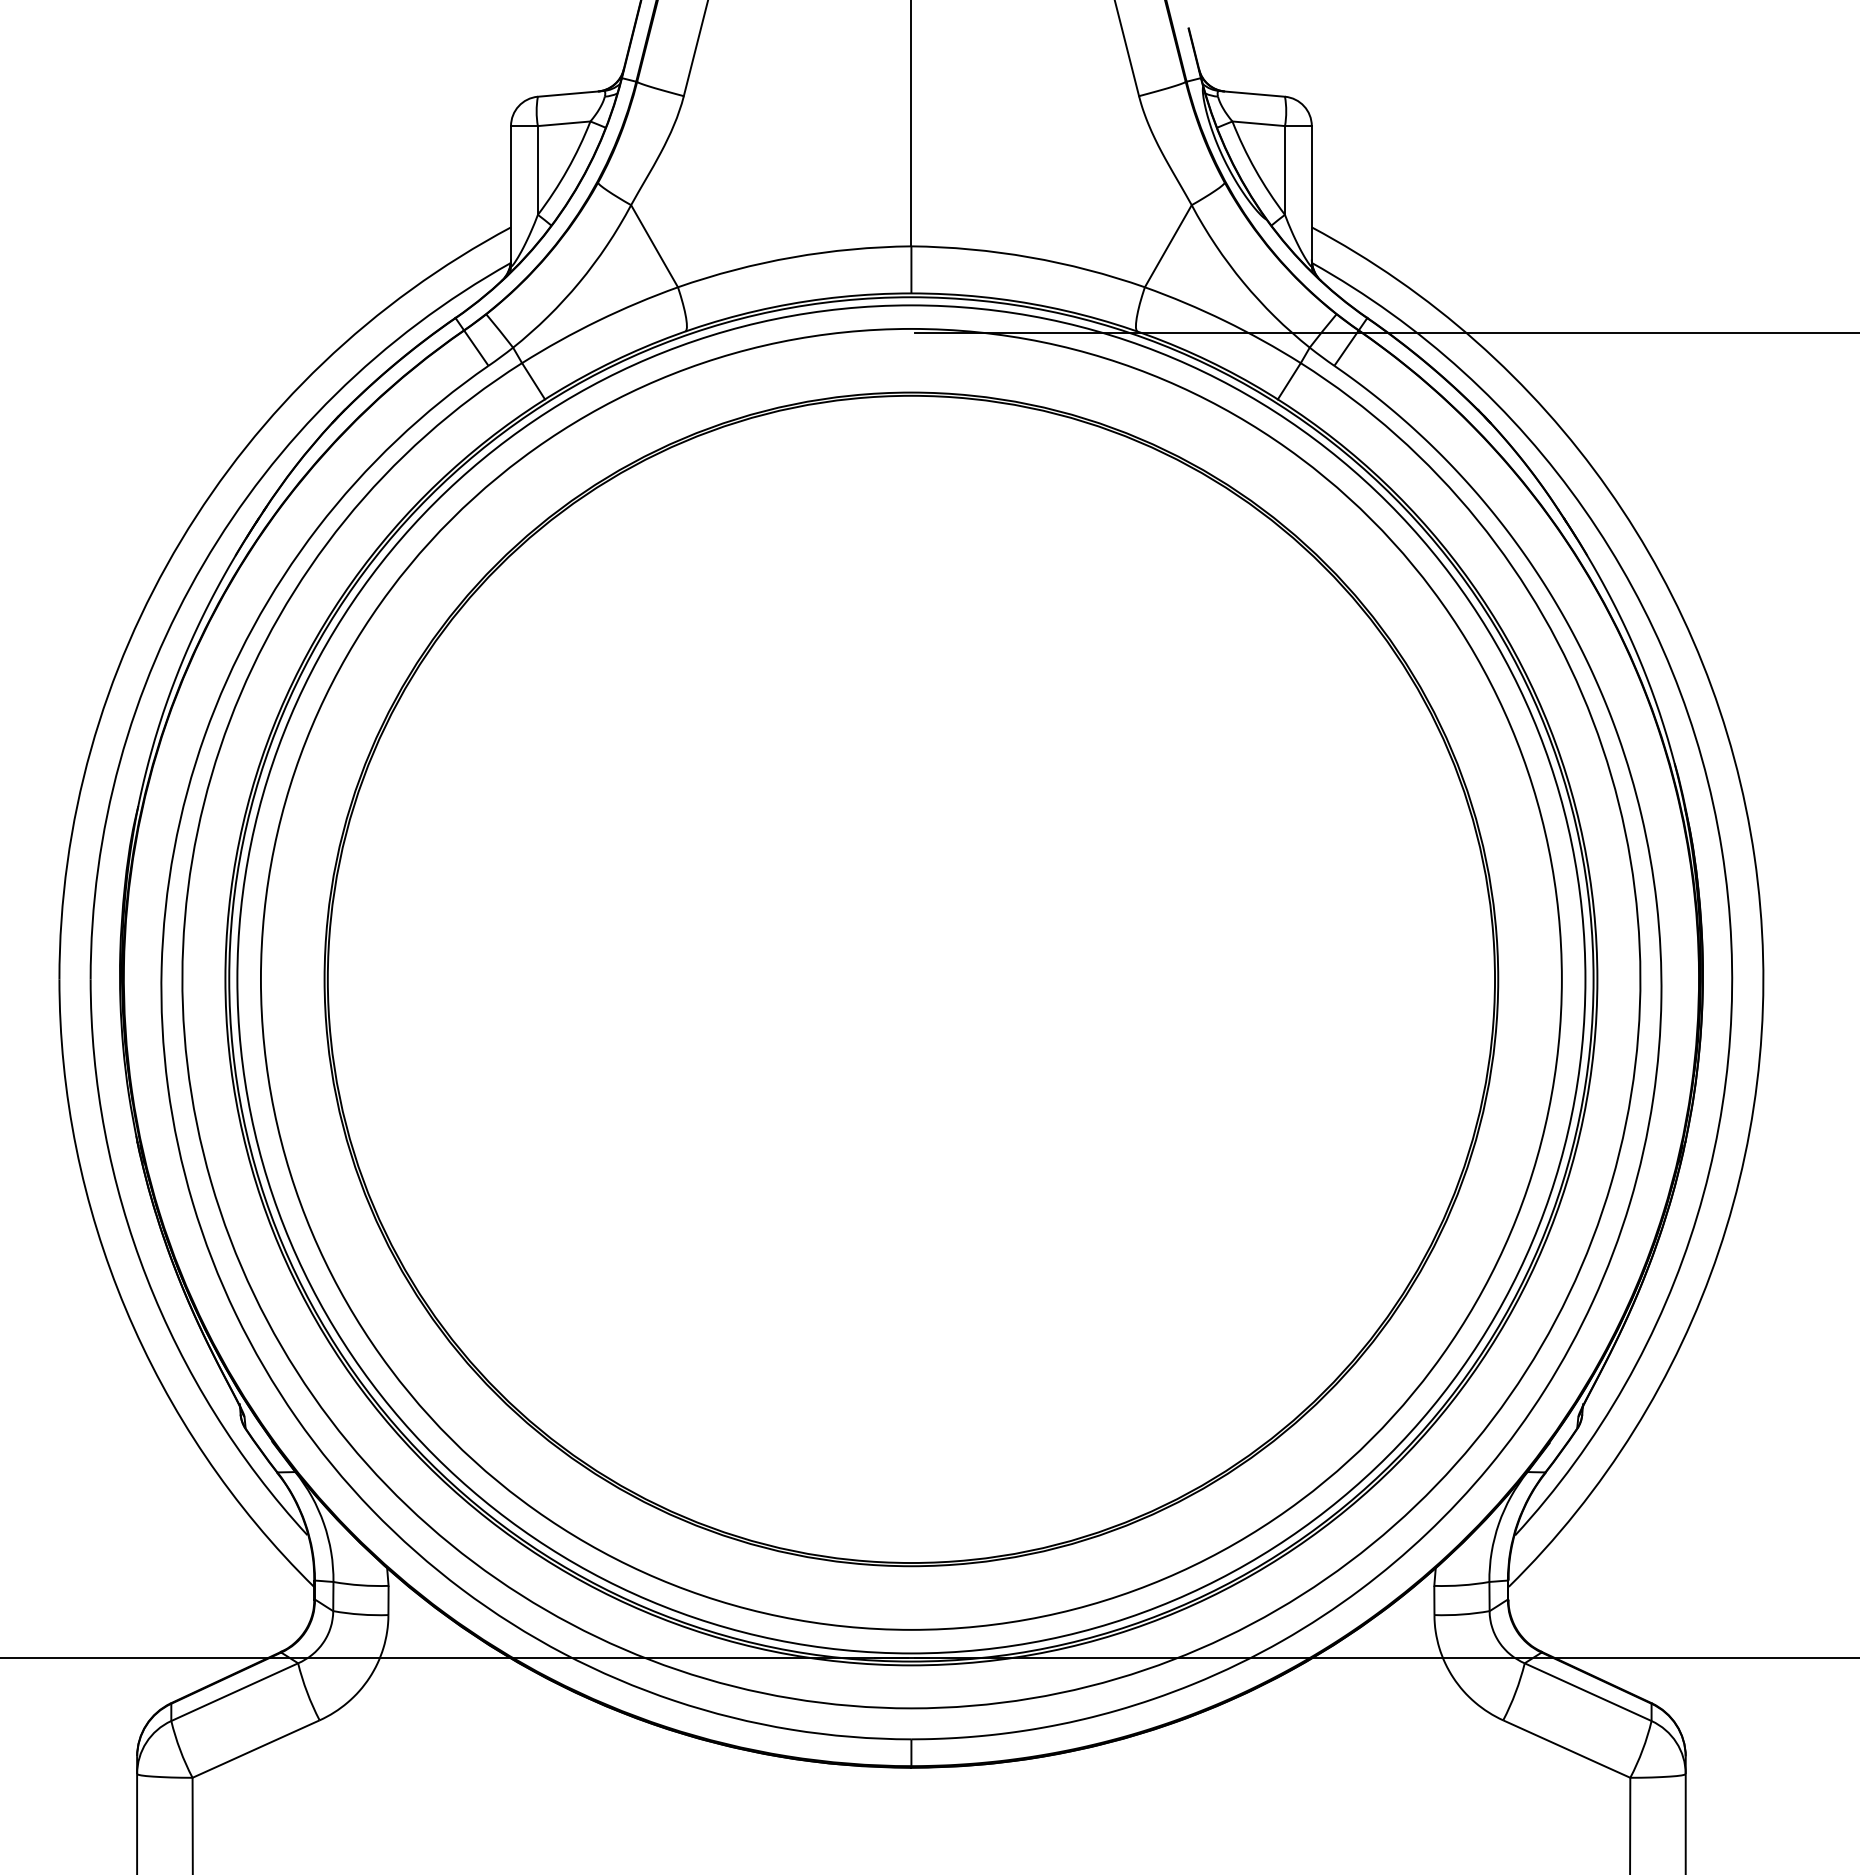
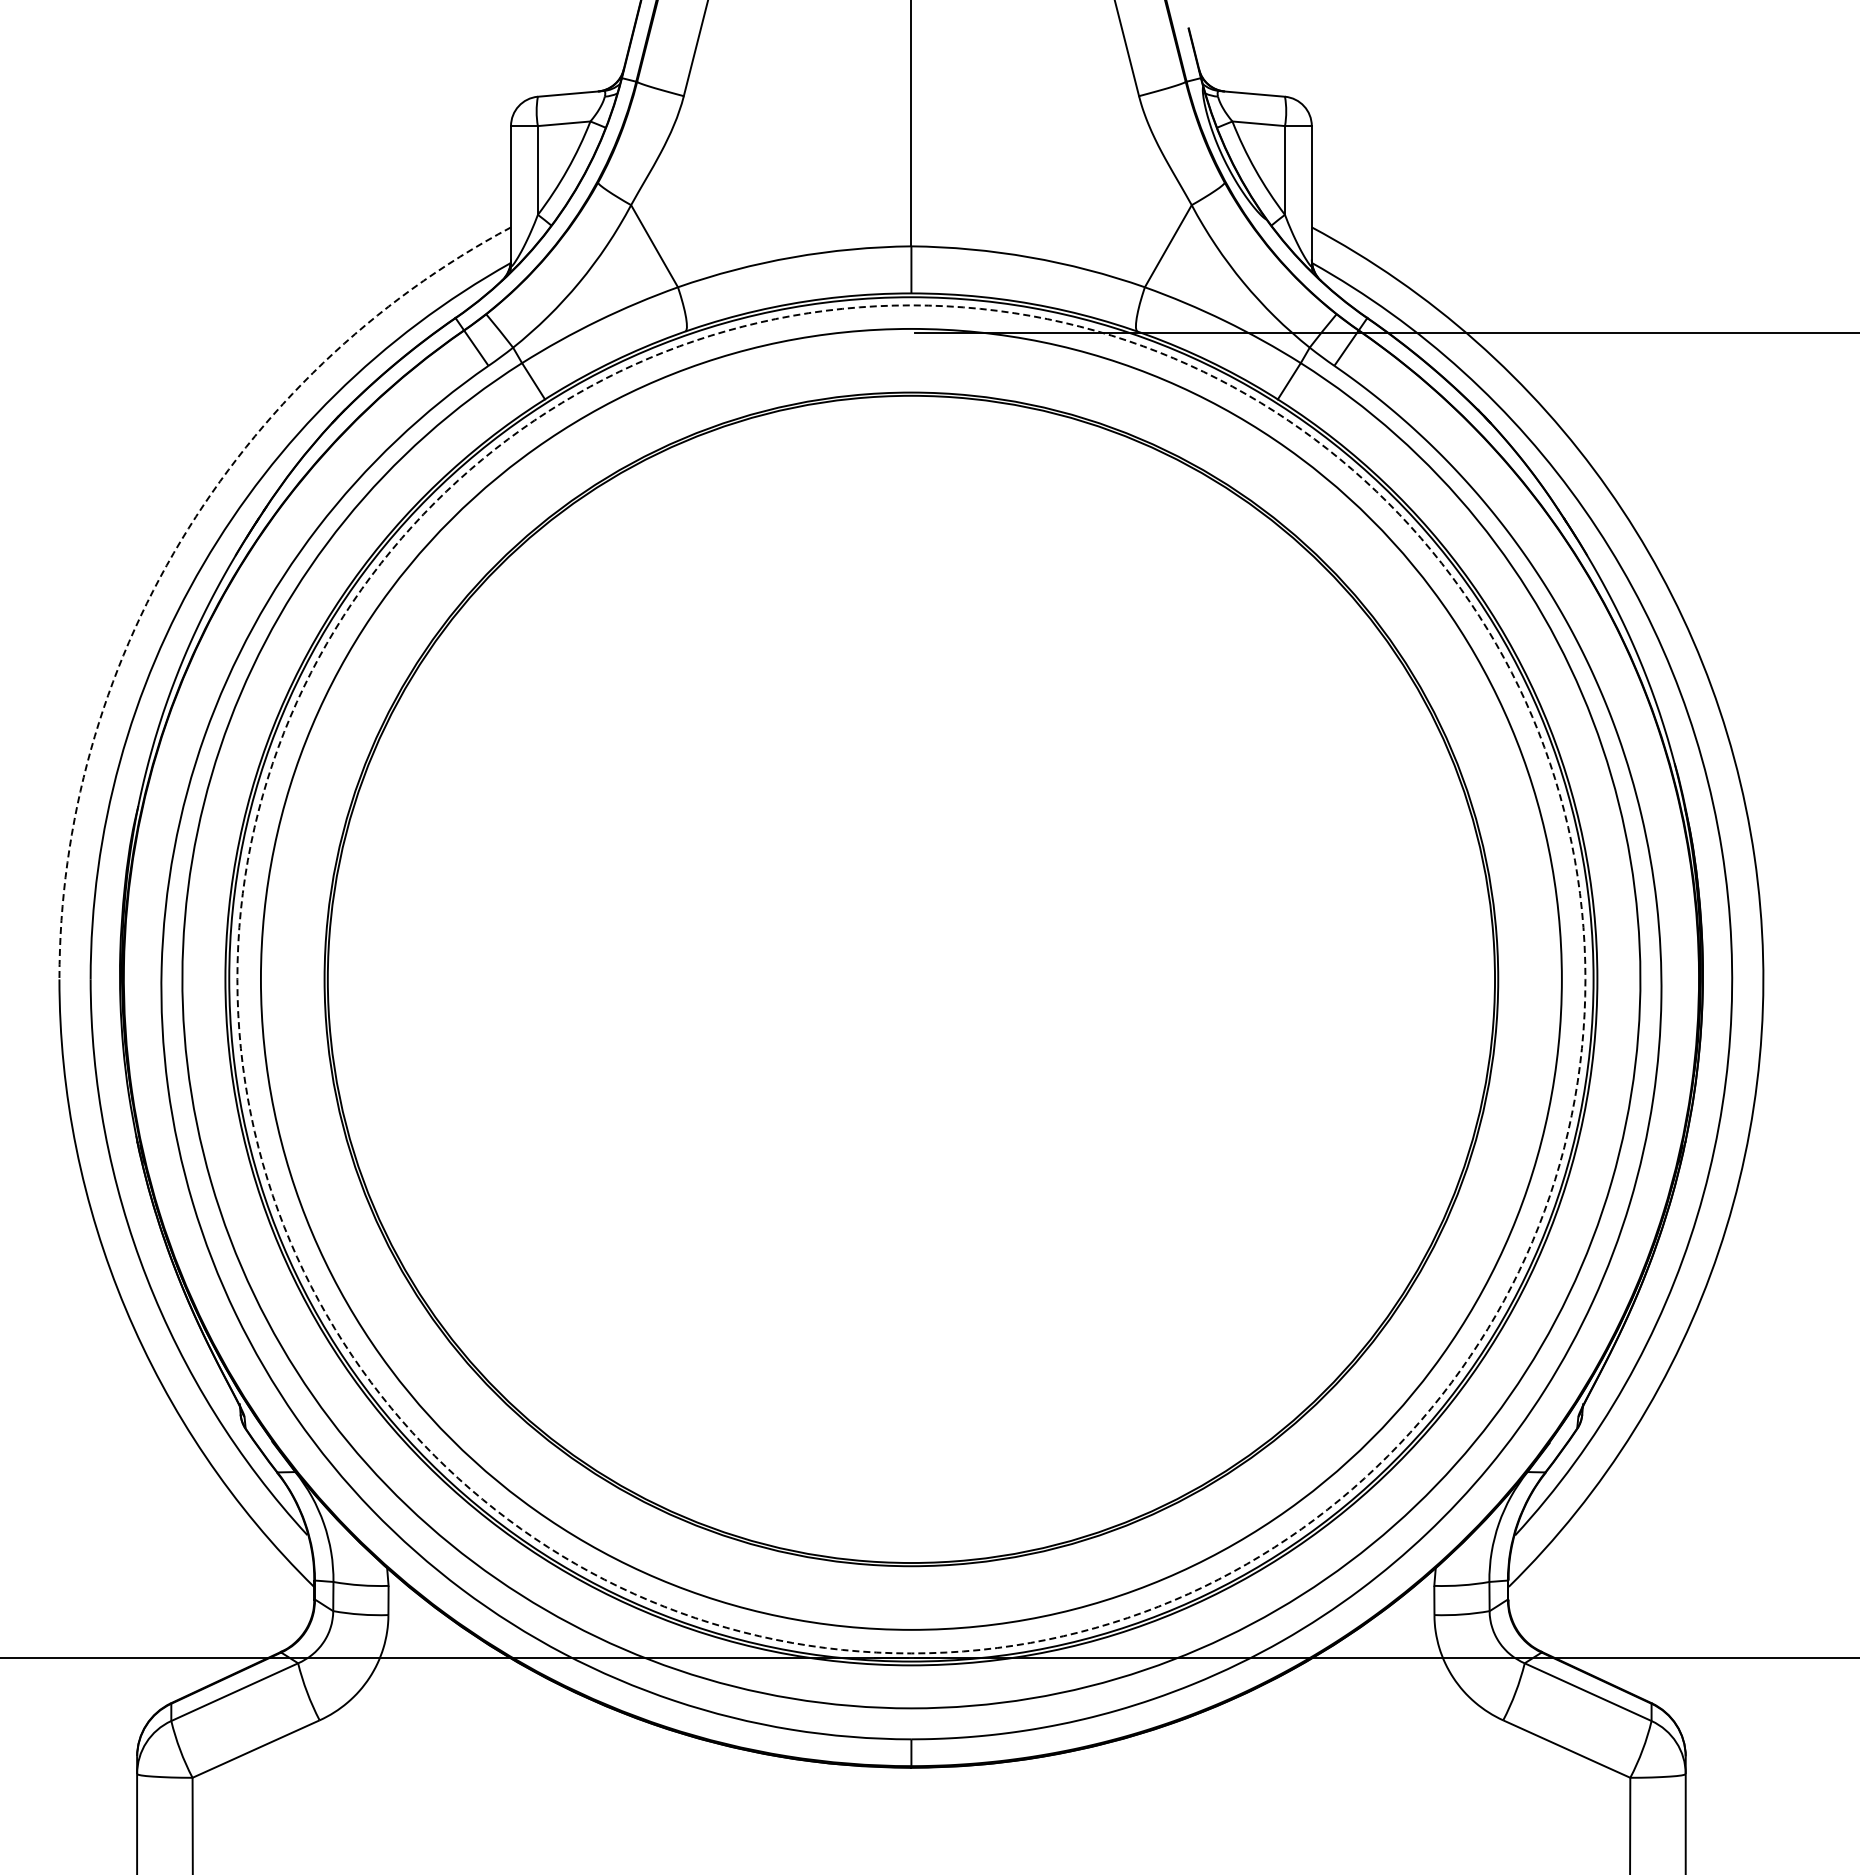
arc: solid -> dashed (181, 540)
circle: solid -> dashed (911, 979)
